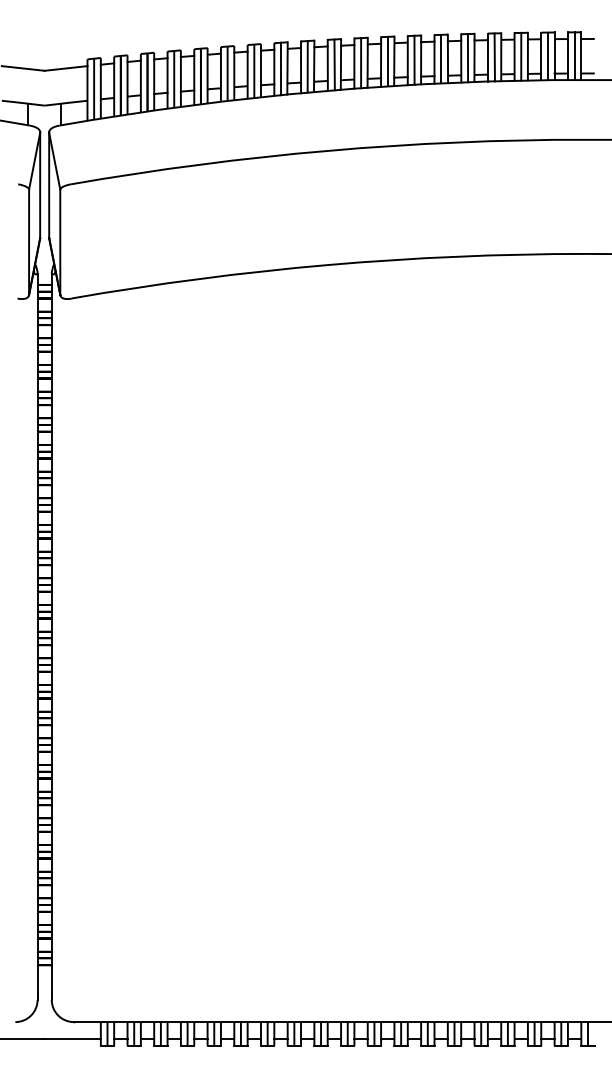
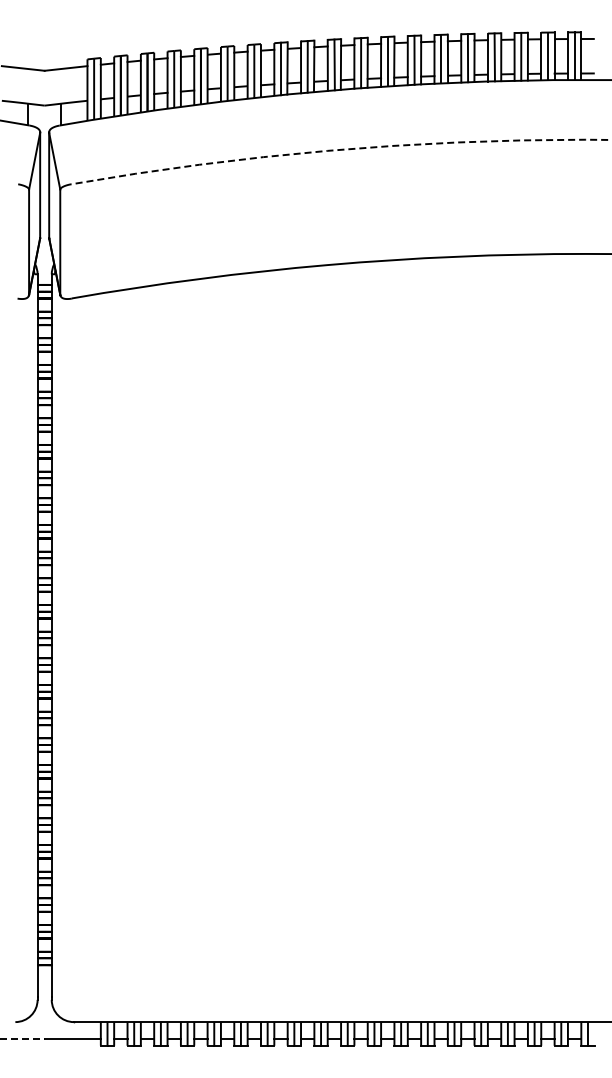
arc: solid -> dashed (340, 149)
line: solid -> dashed (23, 1038)
